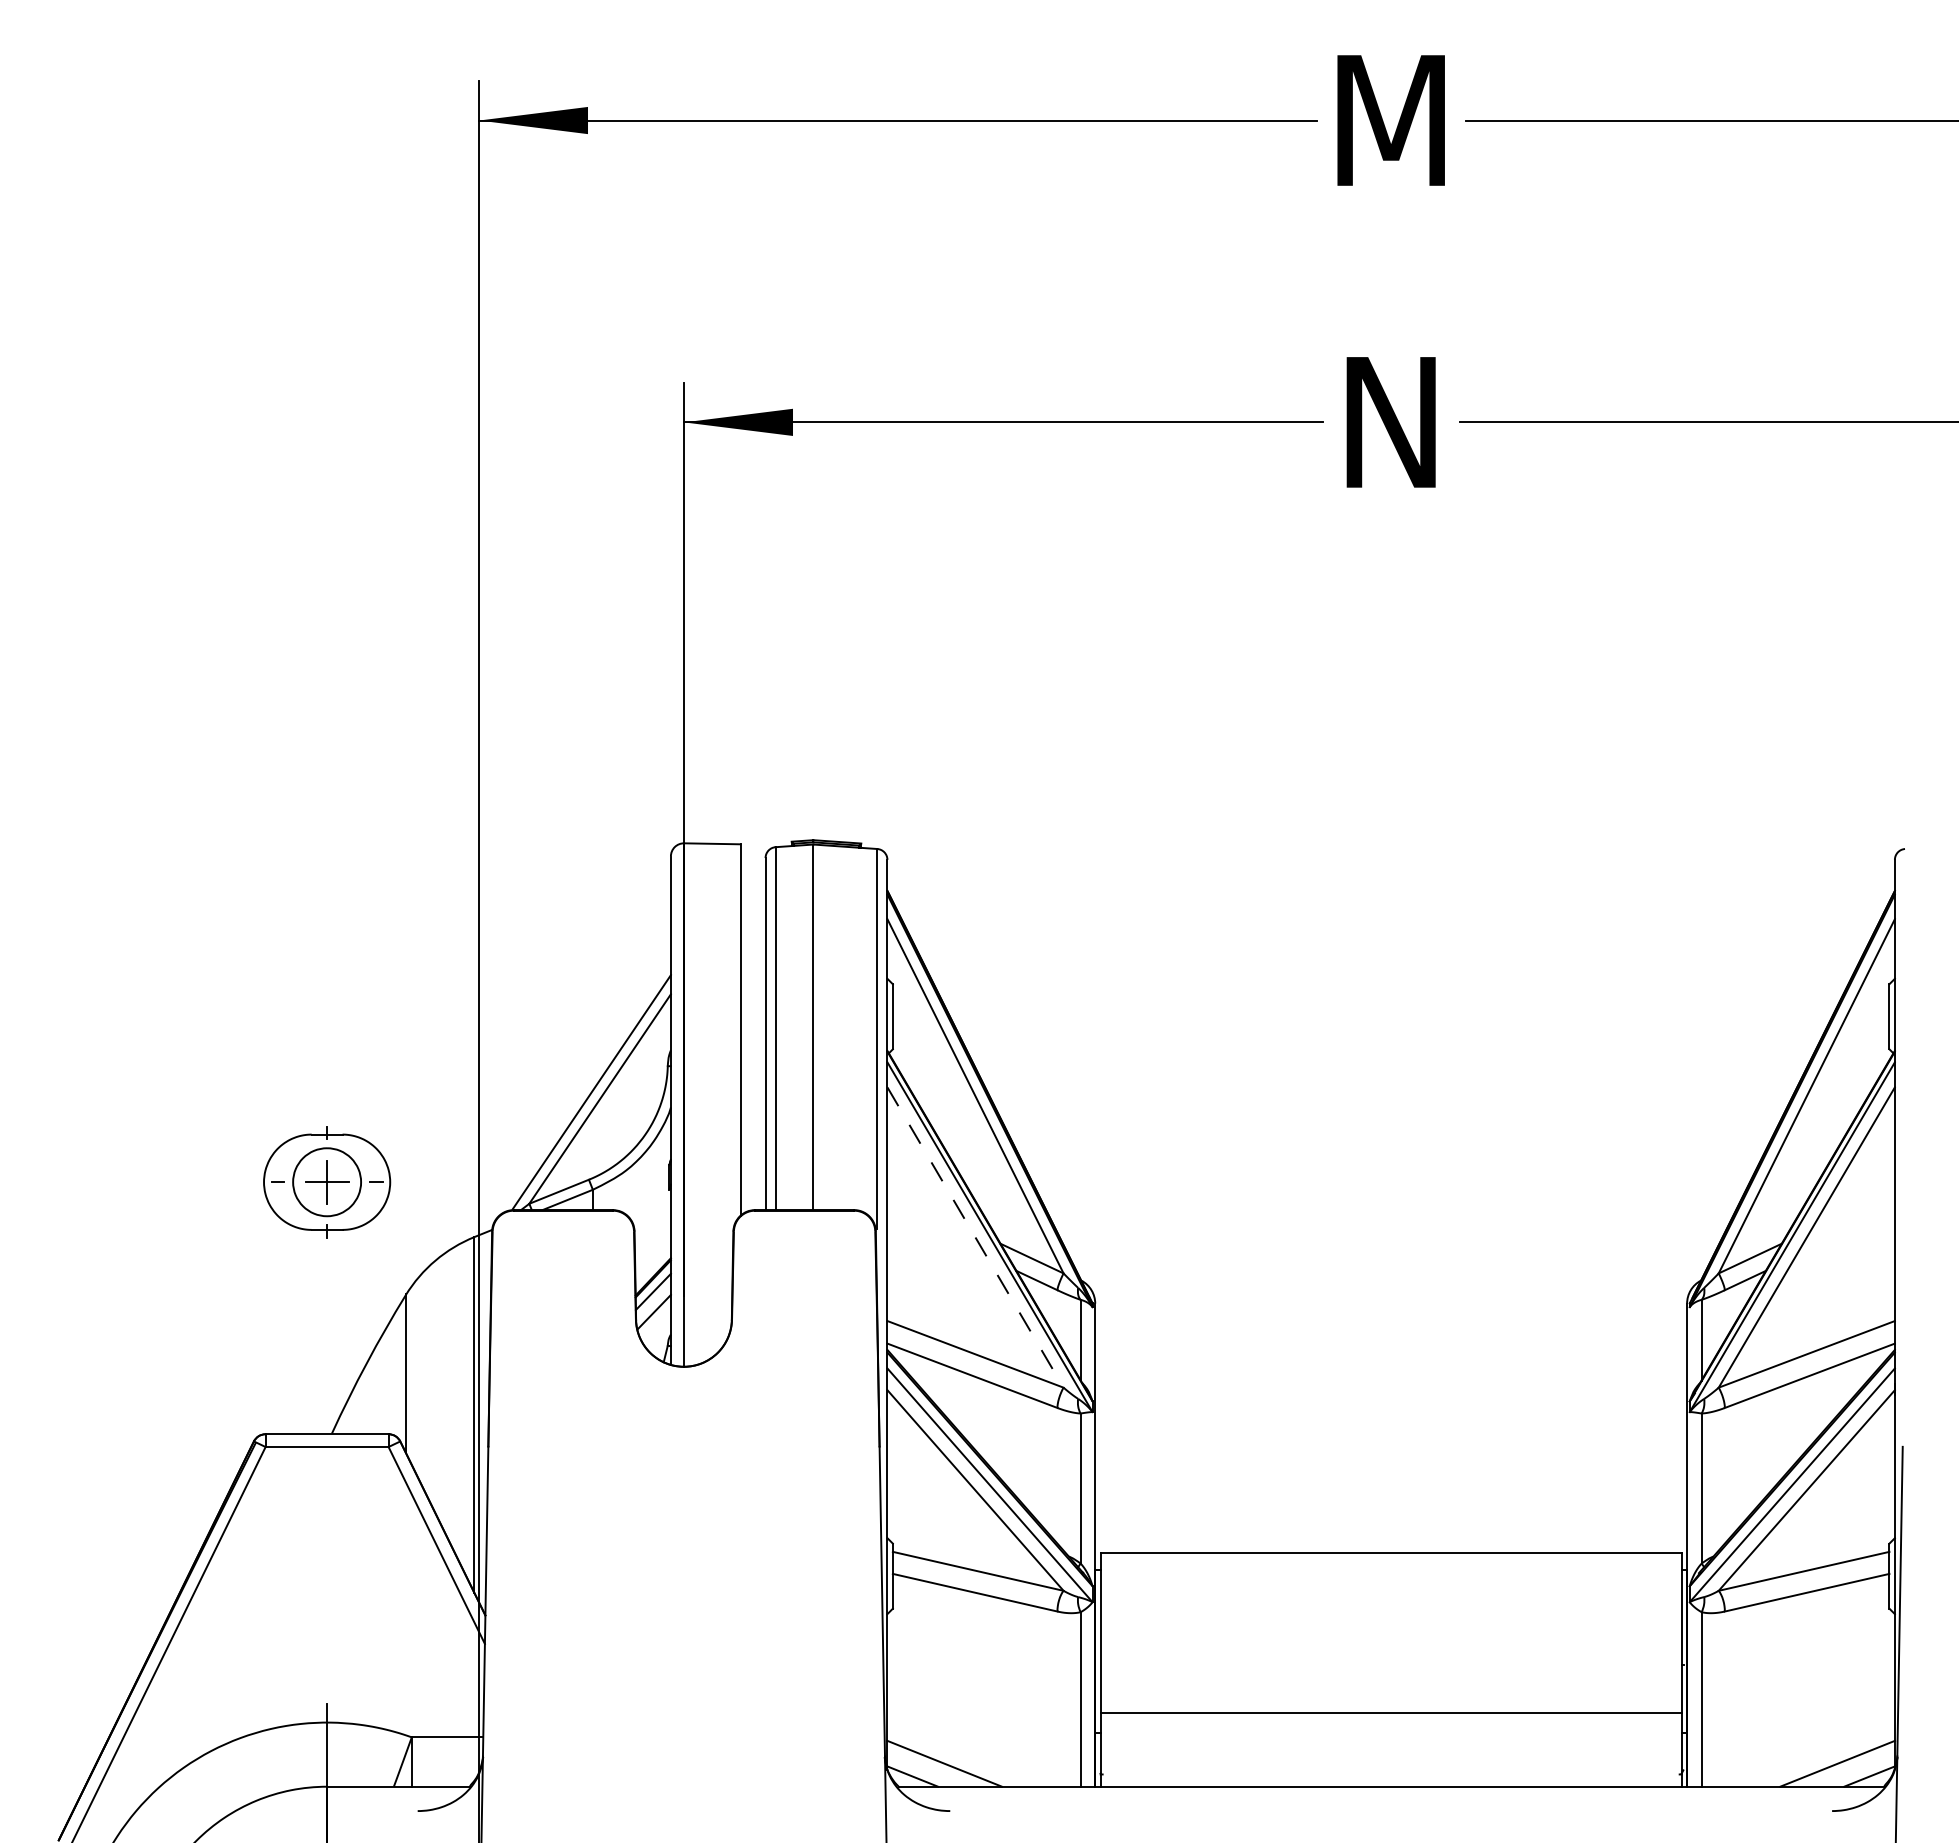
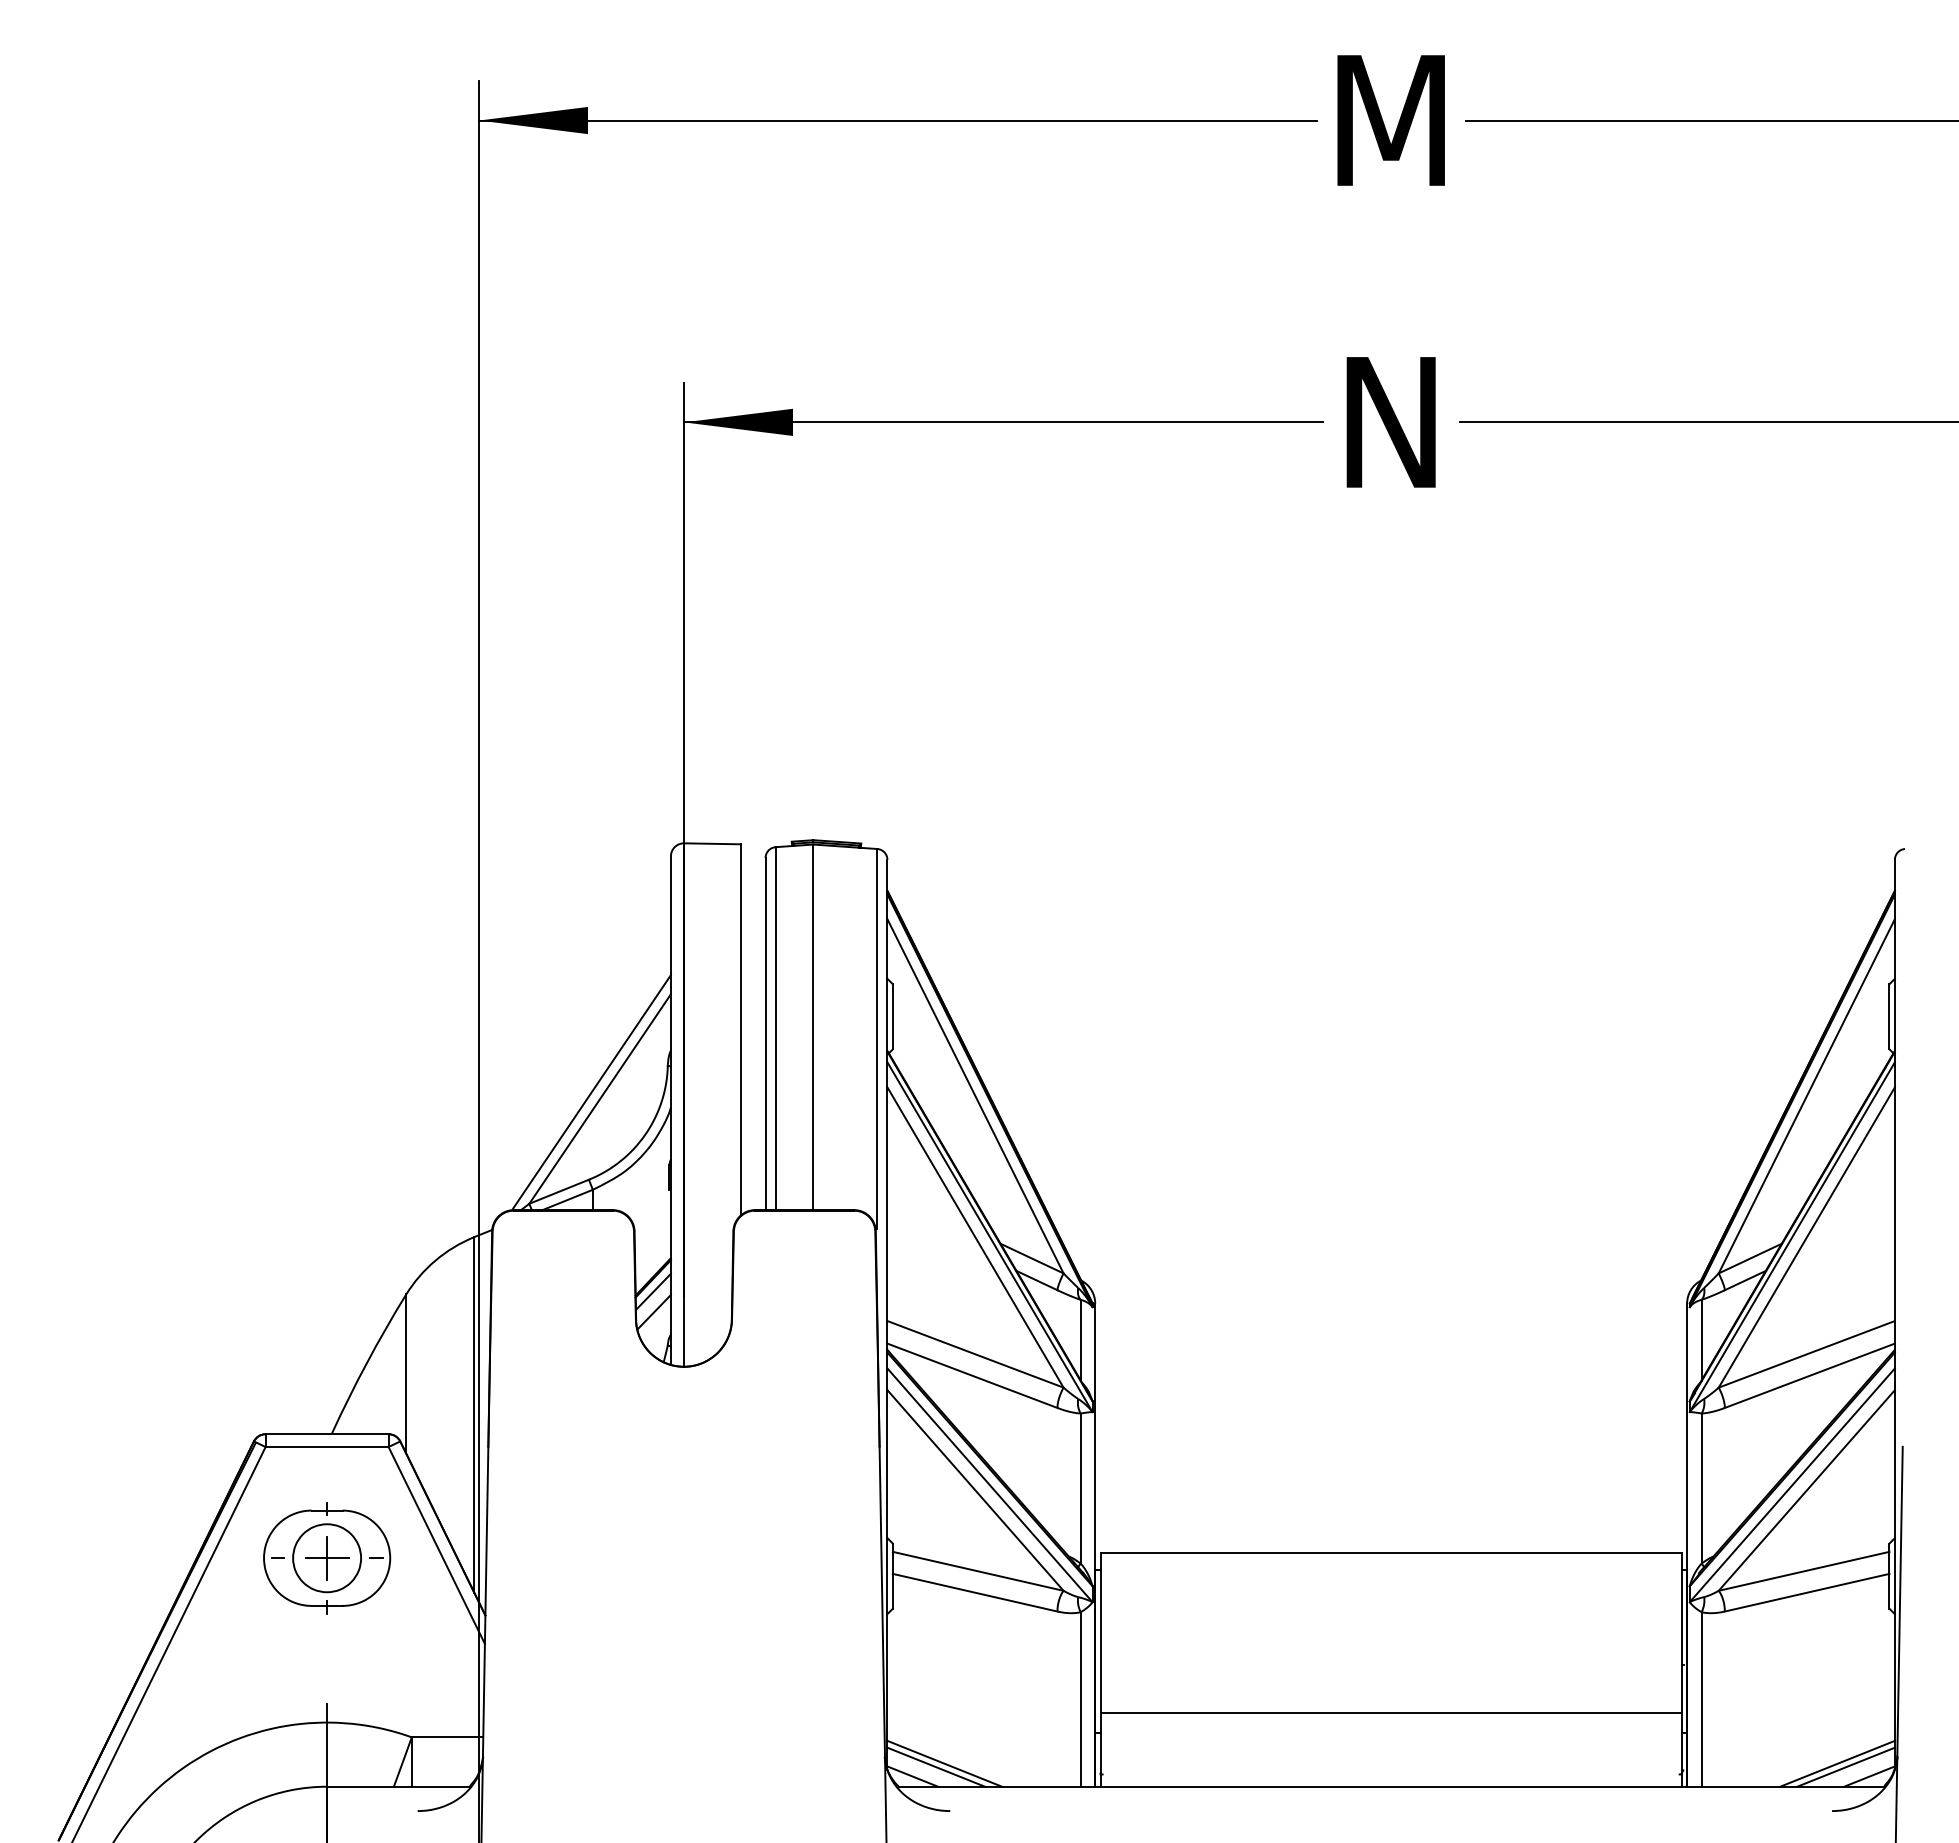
part position: (327, 1182) -> (327, 1558) (327, 1558)
line: dashed -> solid (975, 1237)
line: none -> present (936, 1766)
line: none -> present (1845, 1766)
